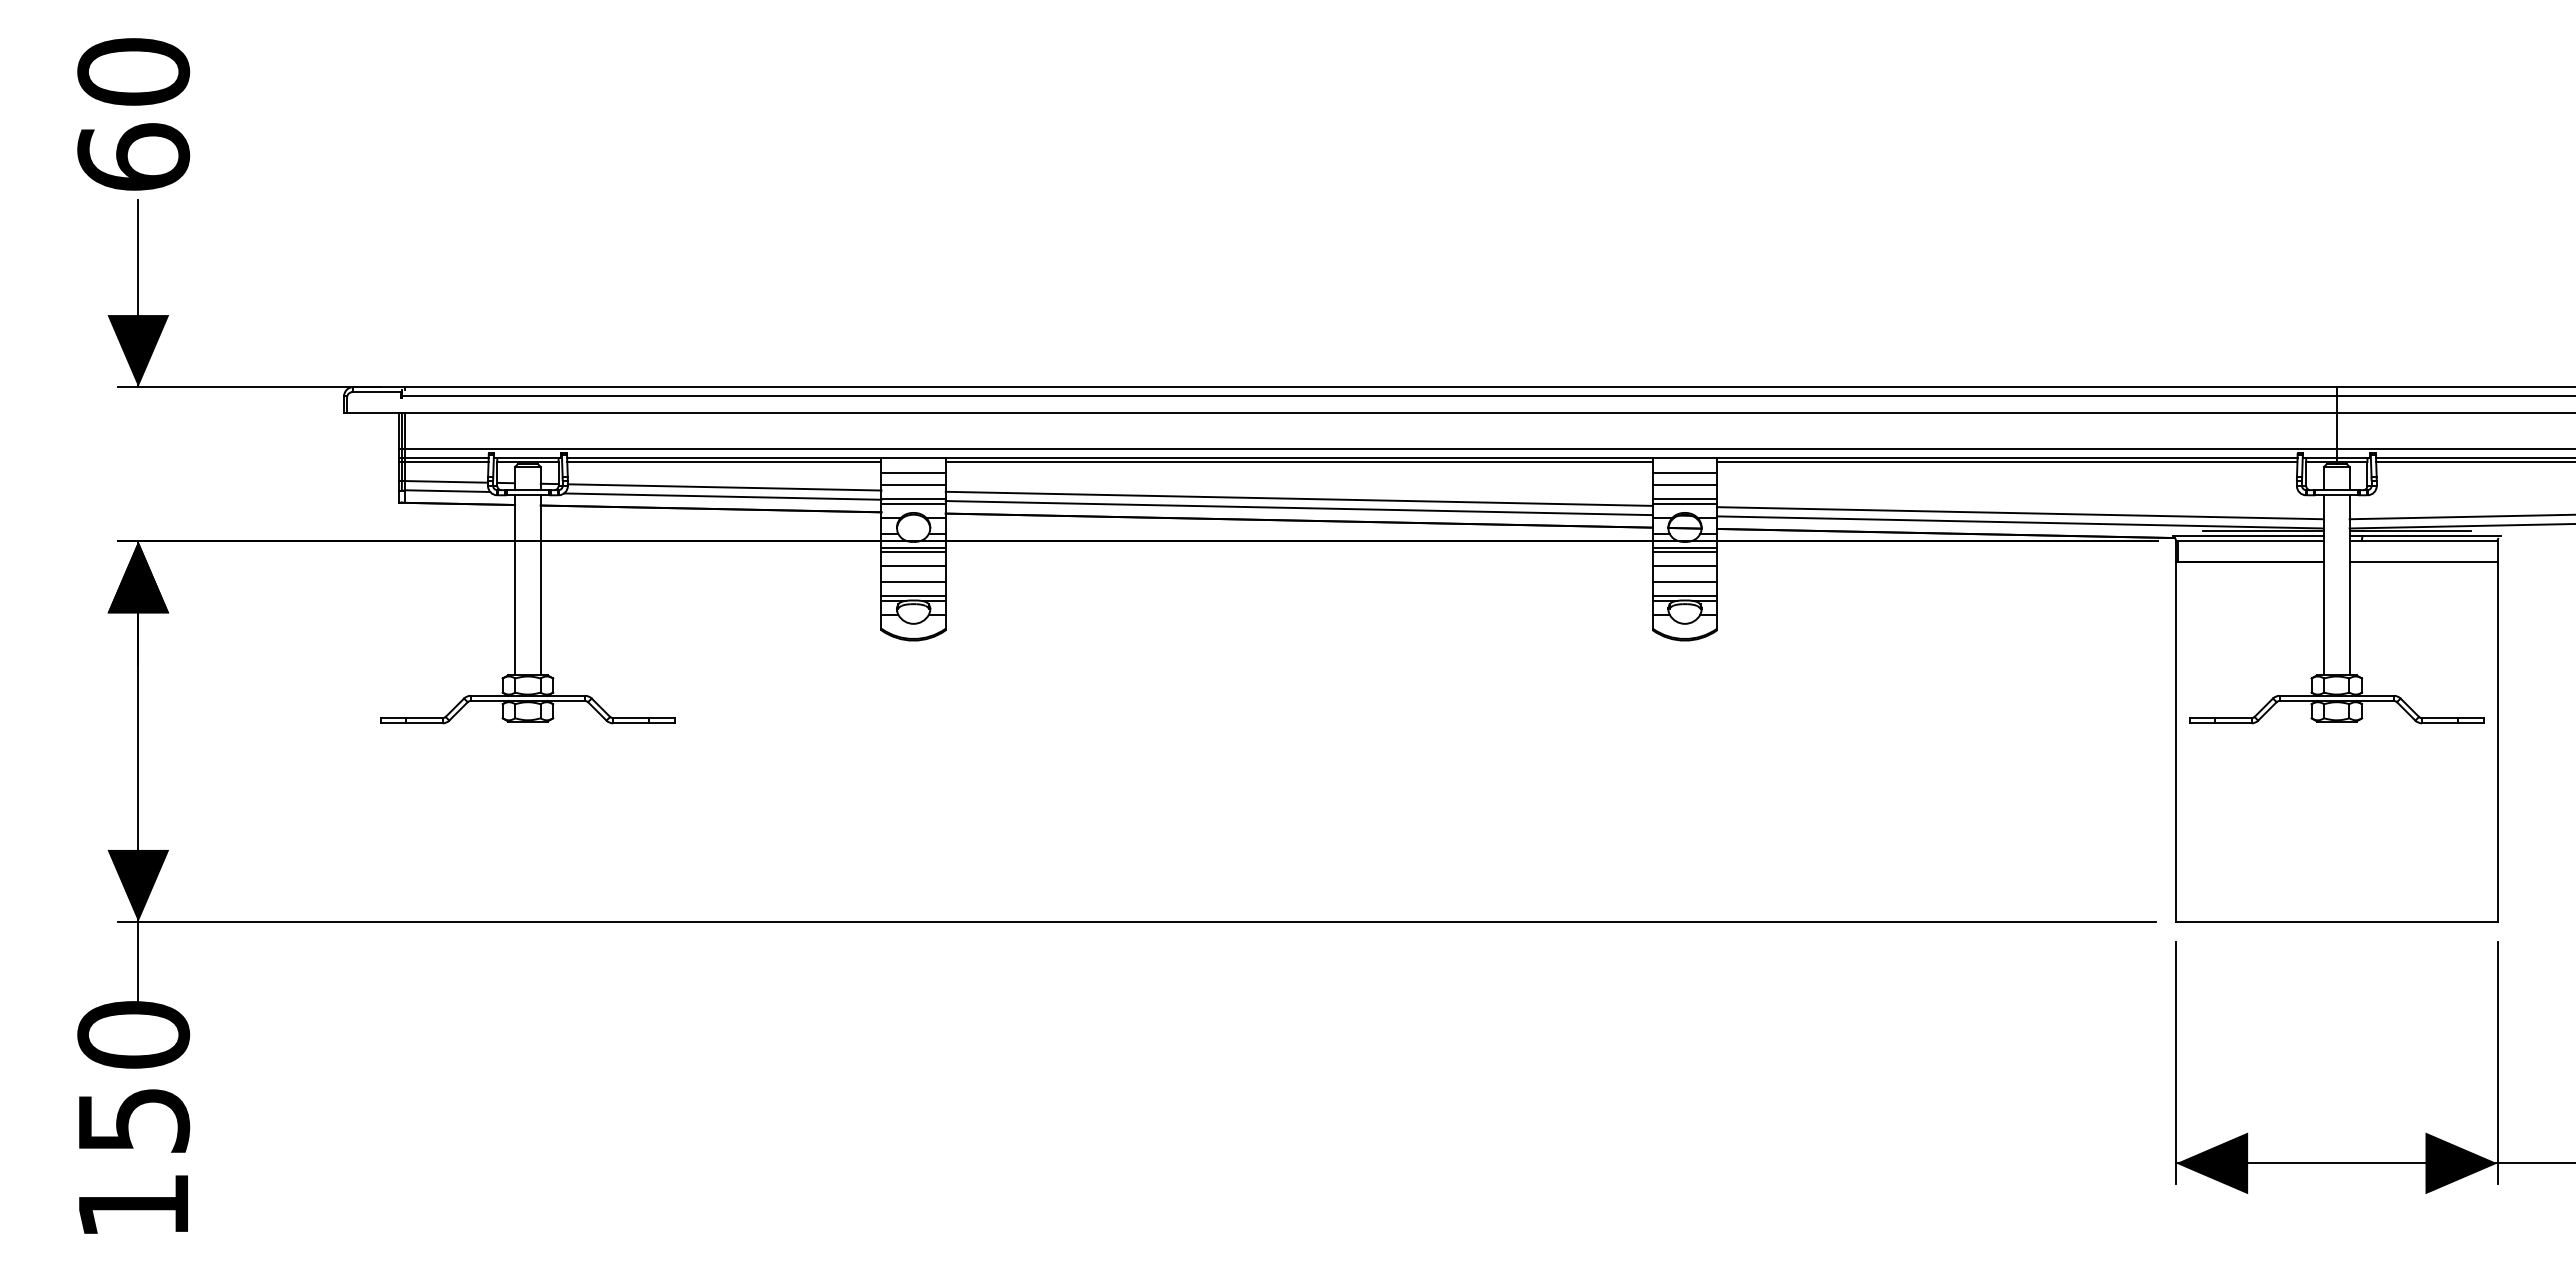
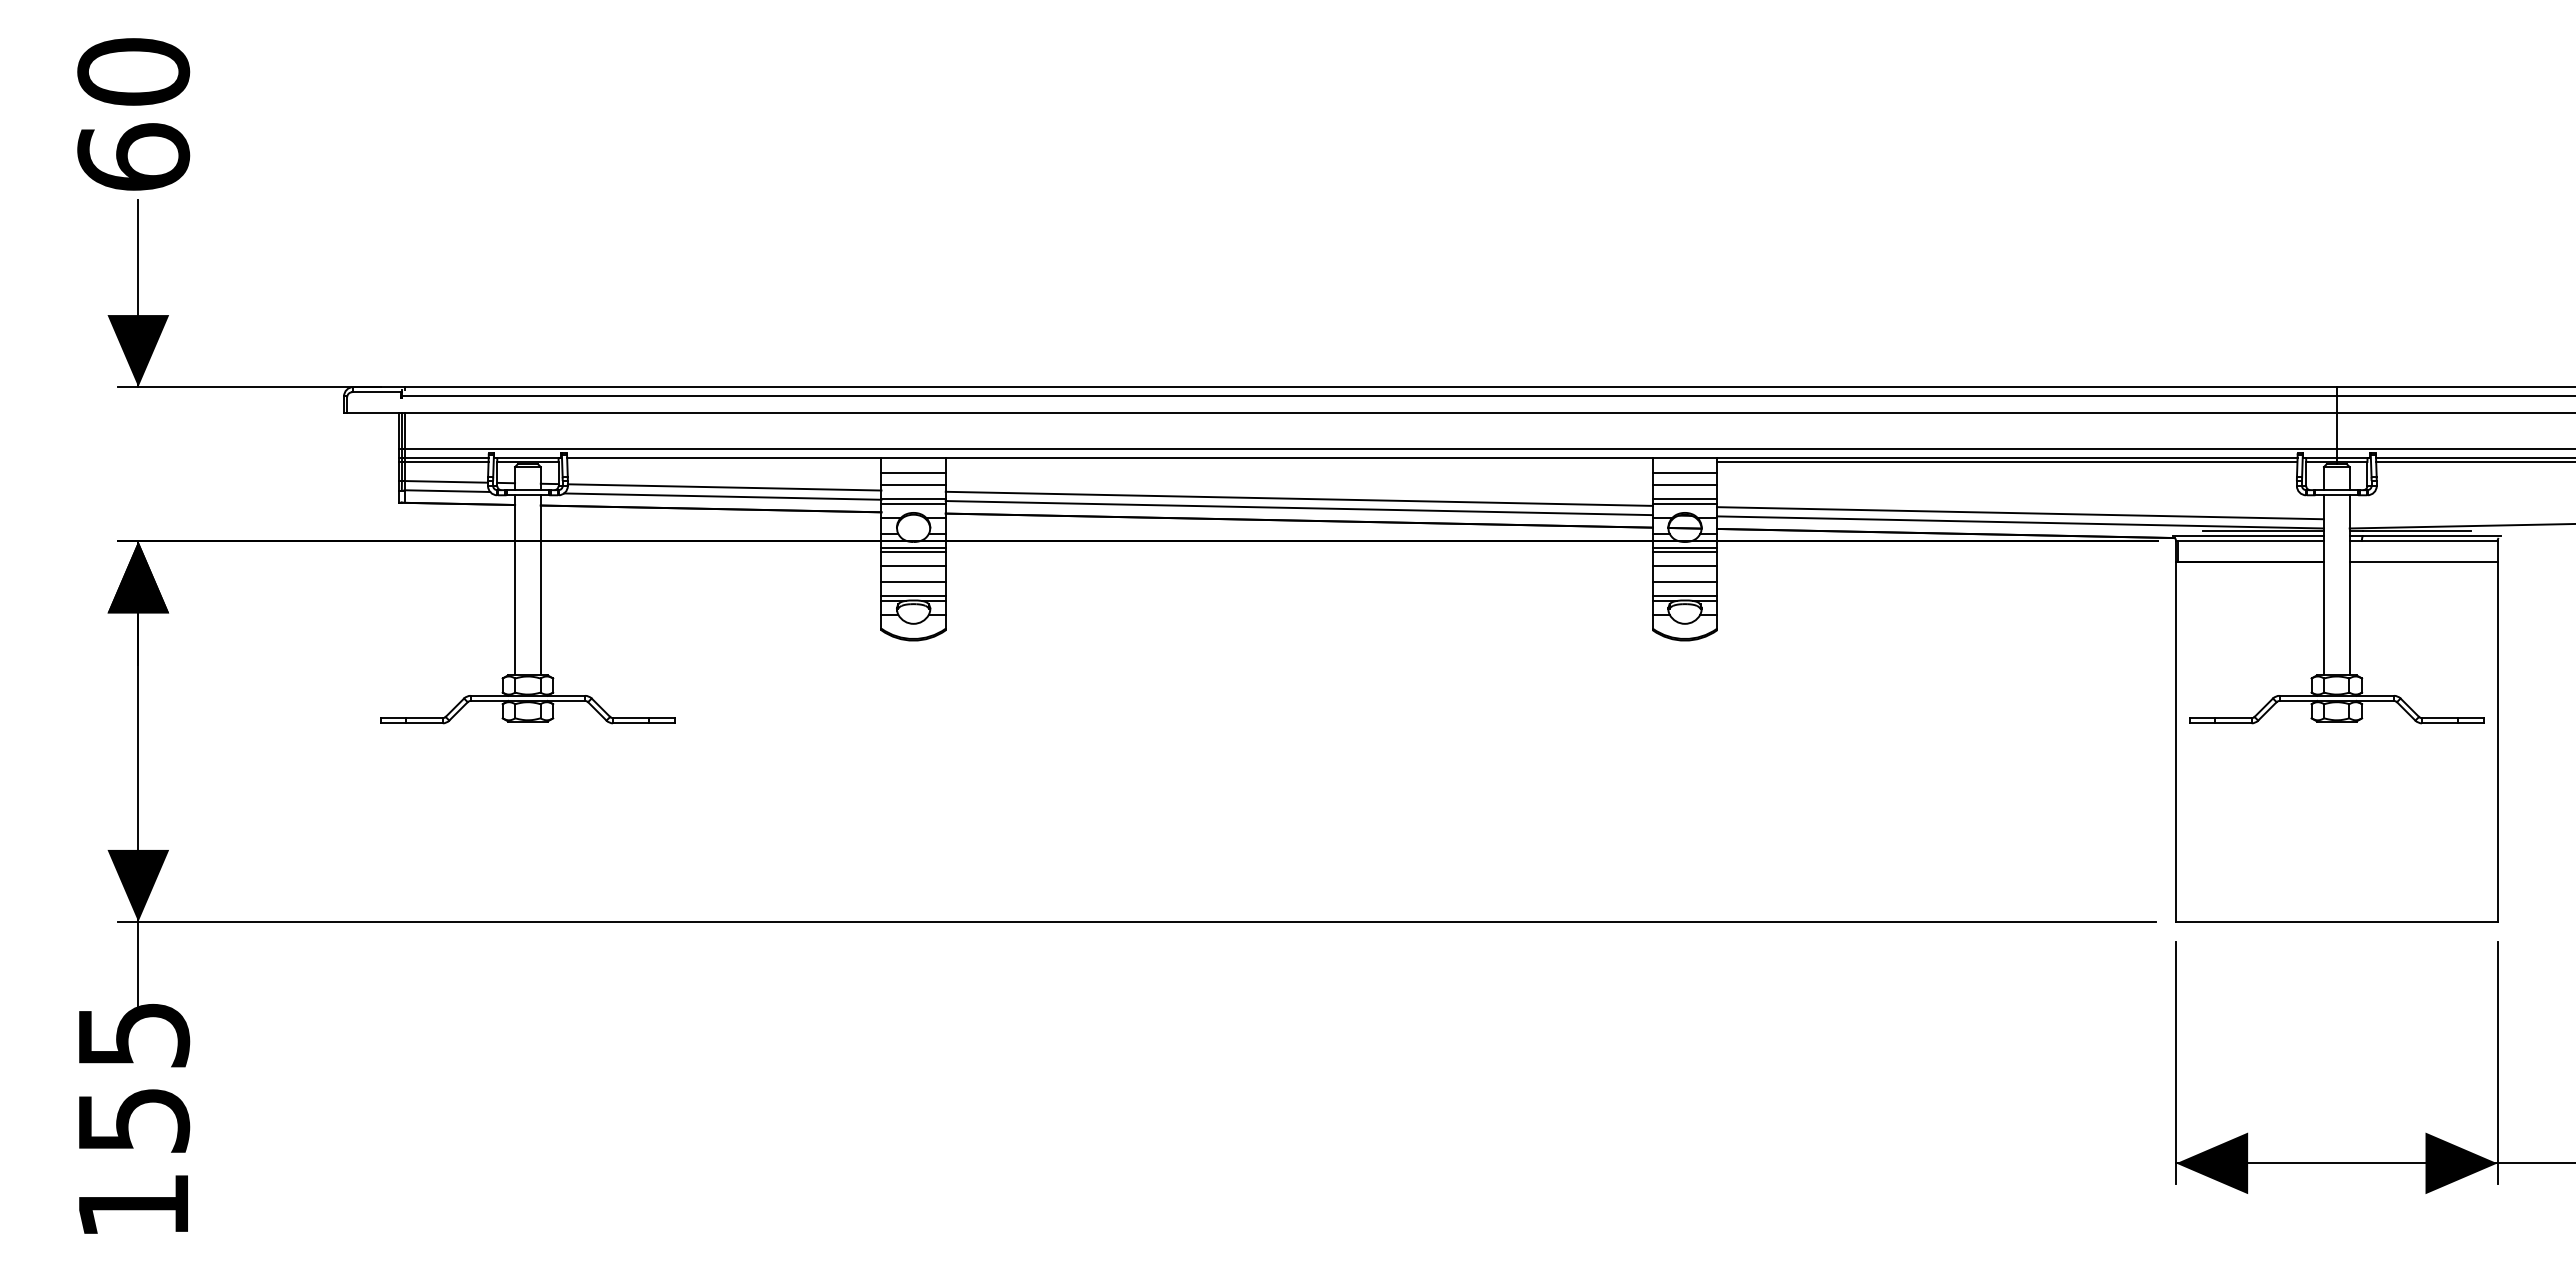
line: present -> none (724, 461)
line: present -> none (1298, 461)
line: present -> none (2460, 516)
text: 150 -> 155 (133, 1034)
